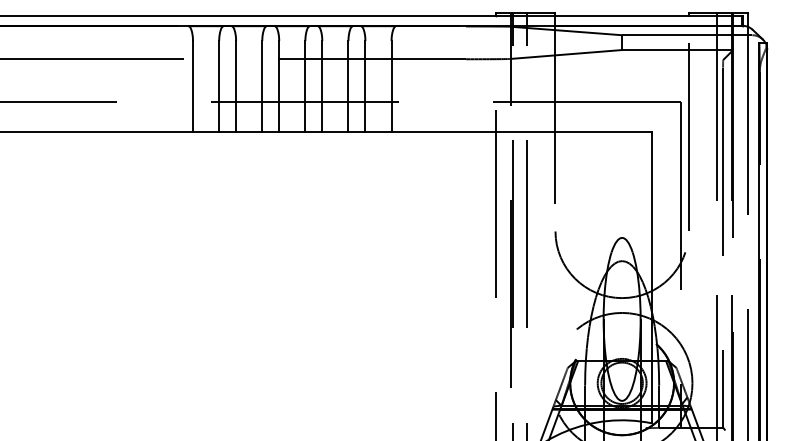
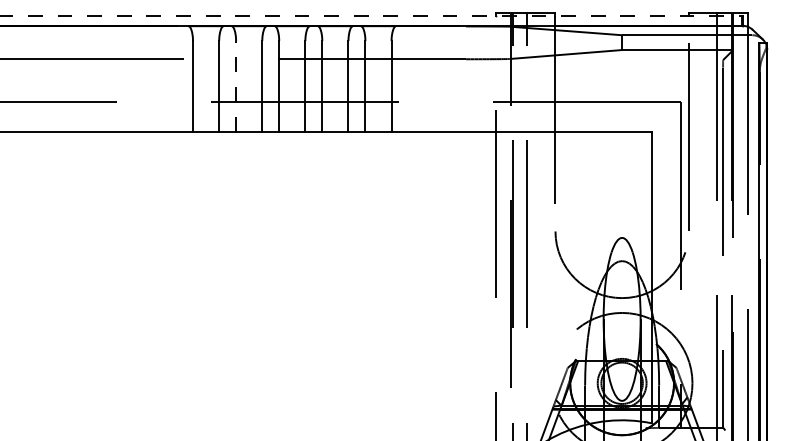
line: solid -> dashed (371, 15)
line: solid -> dashed (236, 85)
